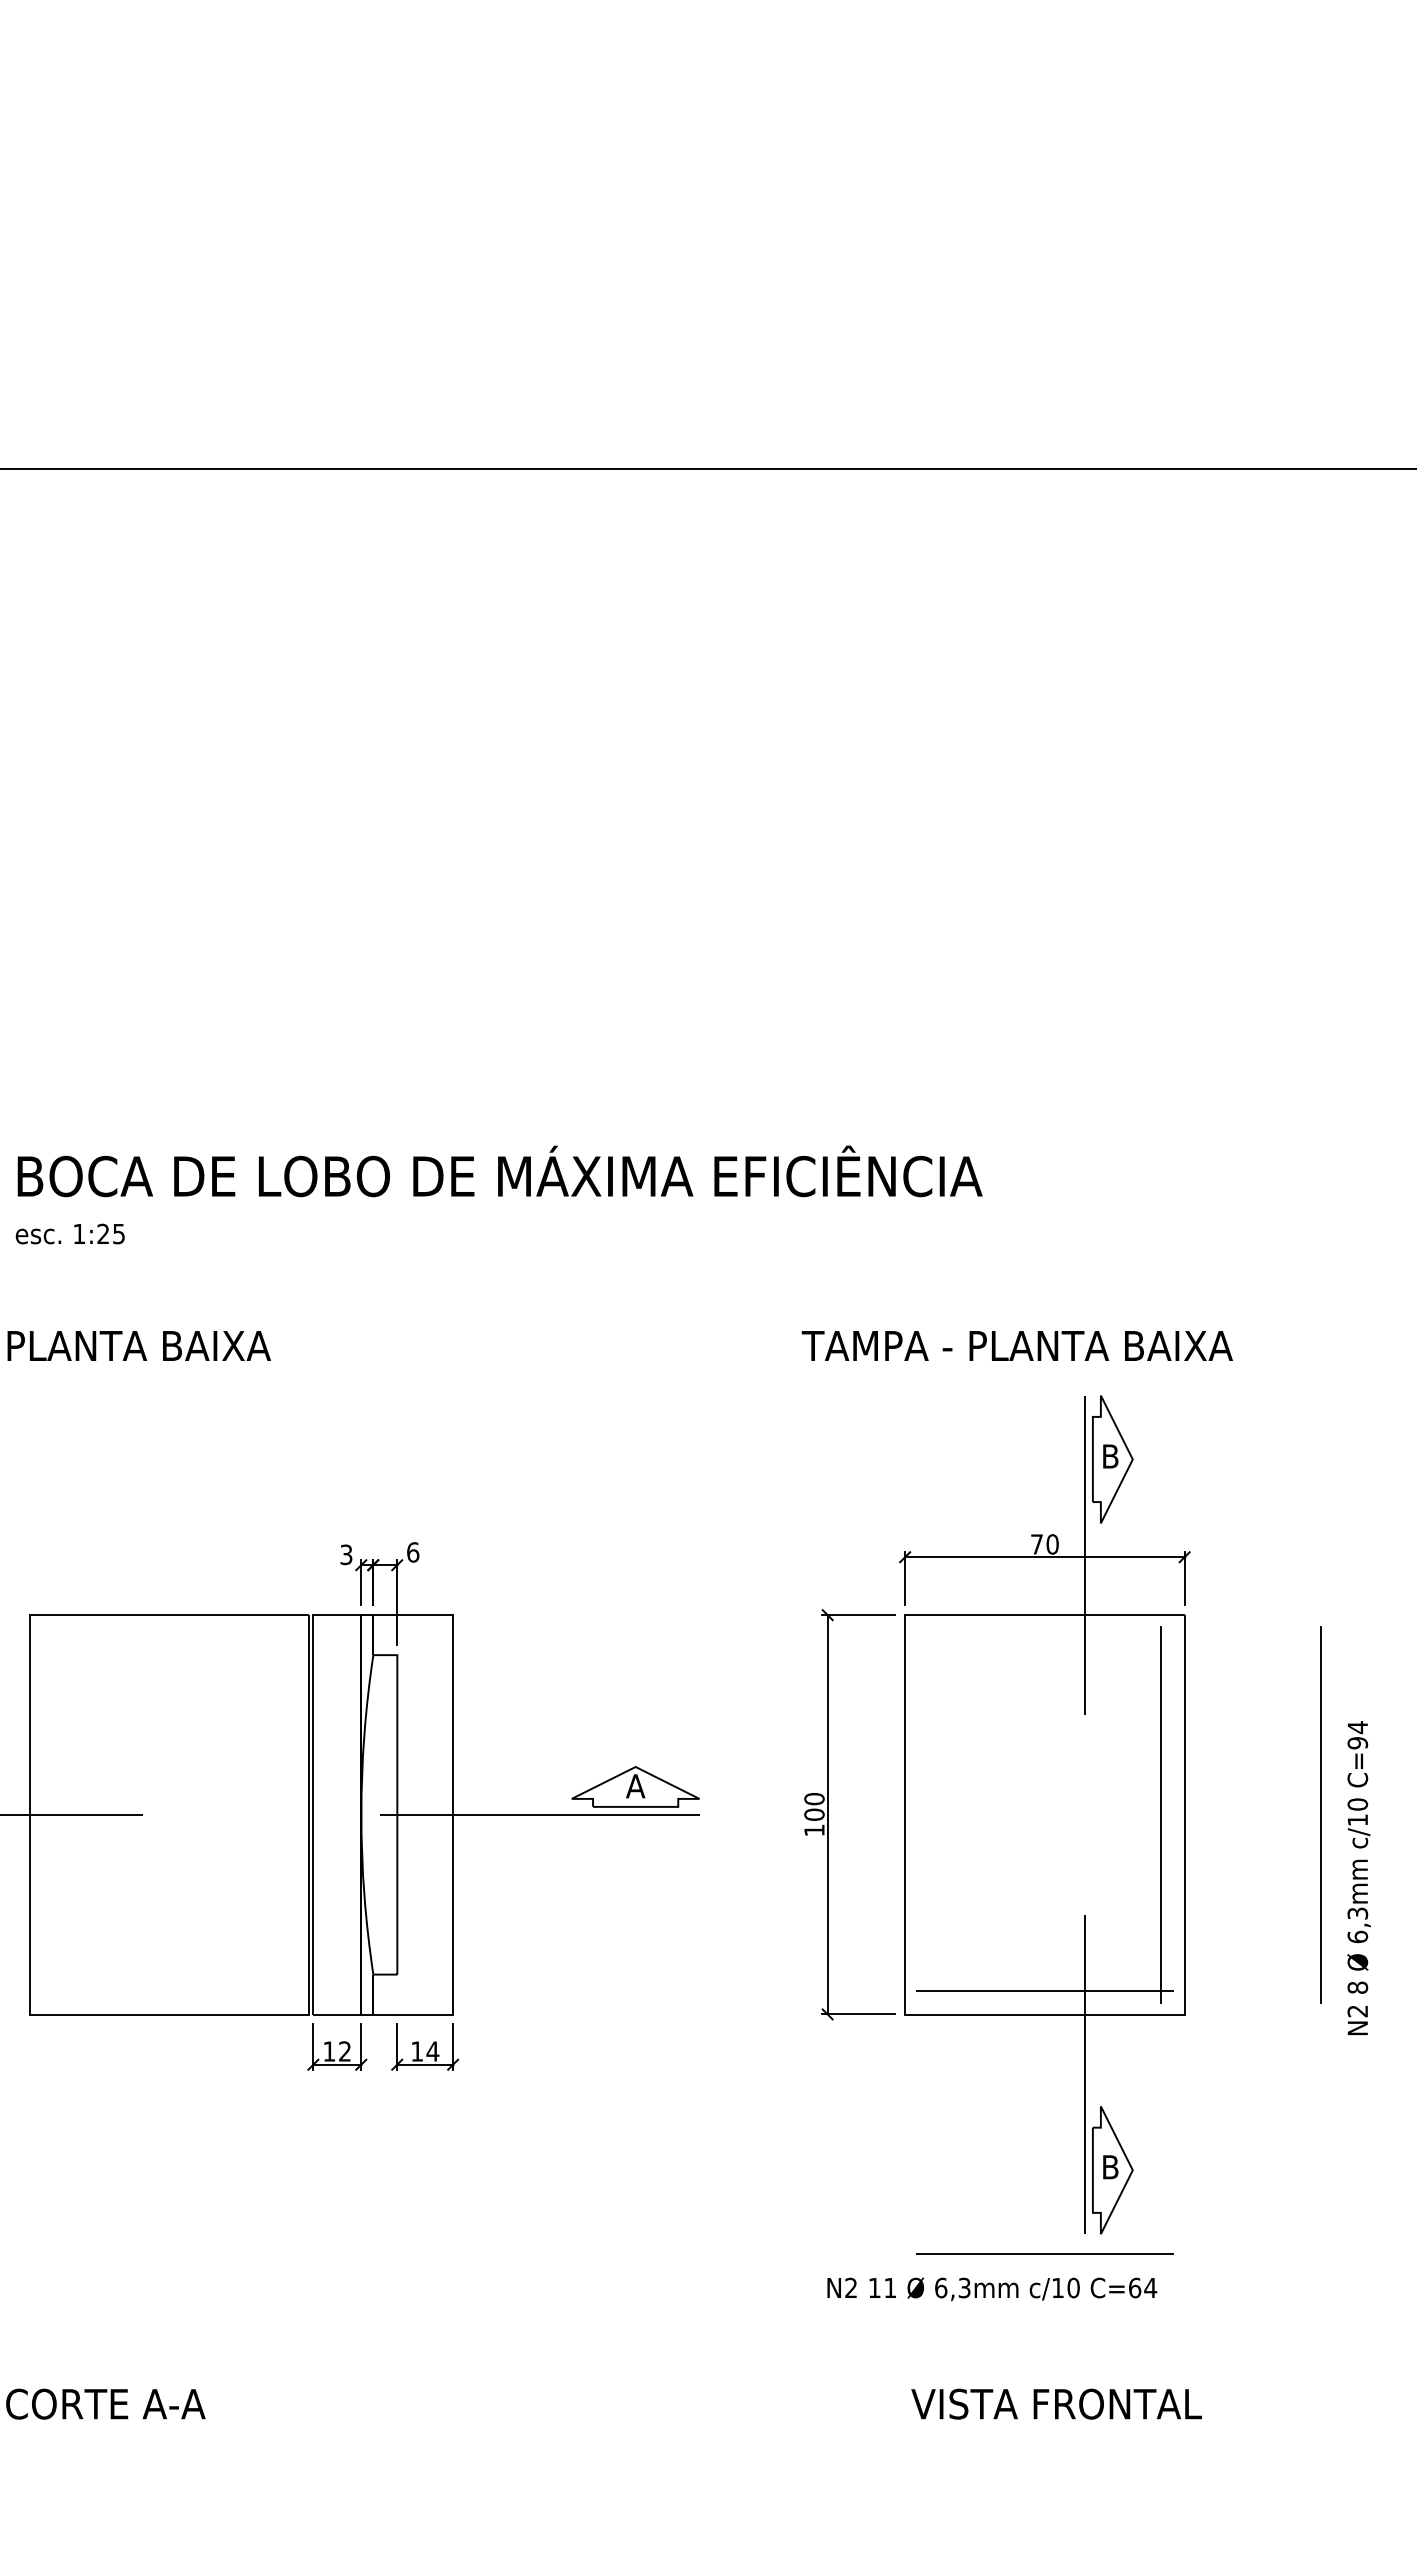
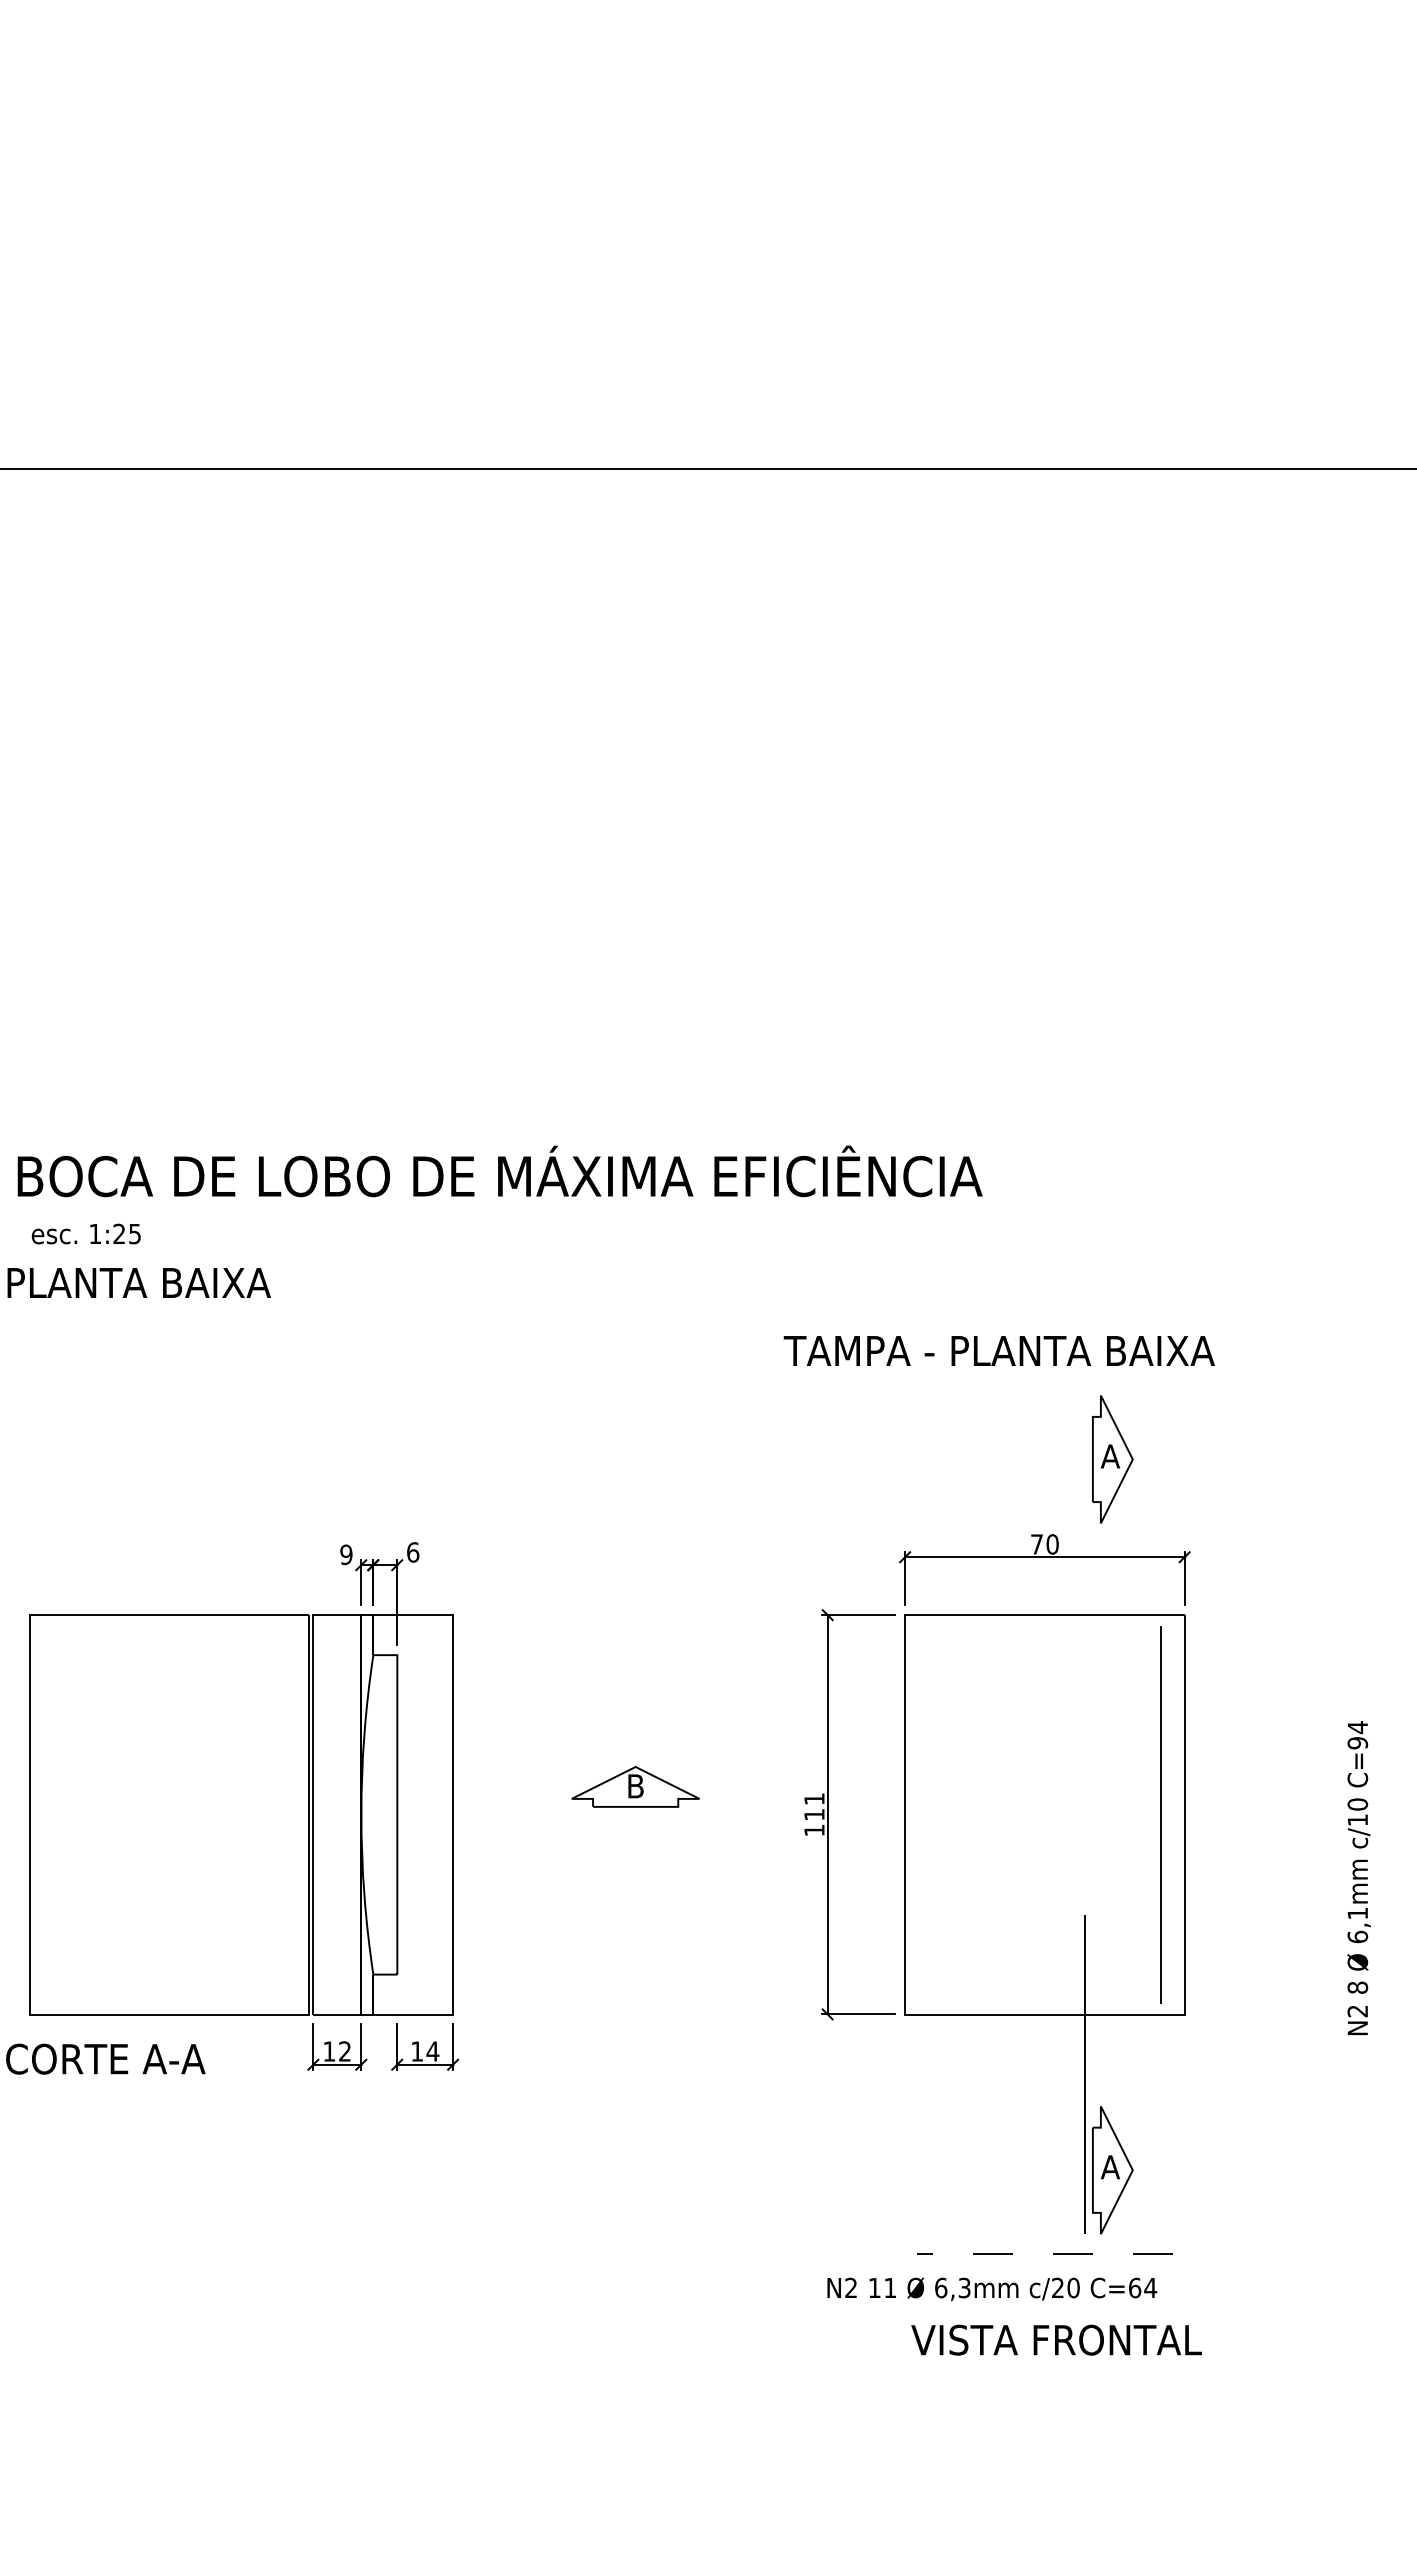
text position: (69, 1233) -> (85, 1233) (85, 1233)
text position: (138, 1345) -> (138, 1282) (138, 1282)
text position: (1016, 1345) -> (998, 1350) (998, 1350)
text: B -> A (1110, 1456)
text: 3 -> 9 (346, 1554)
line: present -> none (1084, 1555)
text: A -> B (635, 1786)
text: 100 -> 111 (814, 1806)
line: present -> none (72, 1814)
line: present -> none (539, 1814)
line: present -> none (1320, 1814)
text: 6,3mm -> 6,1mm (1357, 1913)
line: present -> none (1044, 1990)
text: B -> A (1110, 2167)
line: solid -> dashed (1044, 2253)
text: c/10 -> c/20 (1057, 2287)
text position: (105, 2403) -> (105, 2058) (105, 2058)
text position: (1056, 2403) -> (1056, 2339) (1056, 2339)
